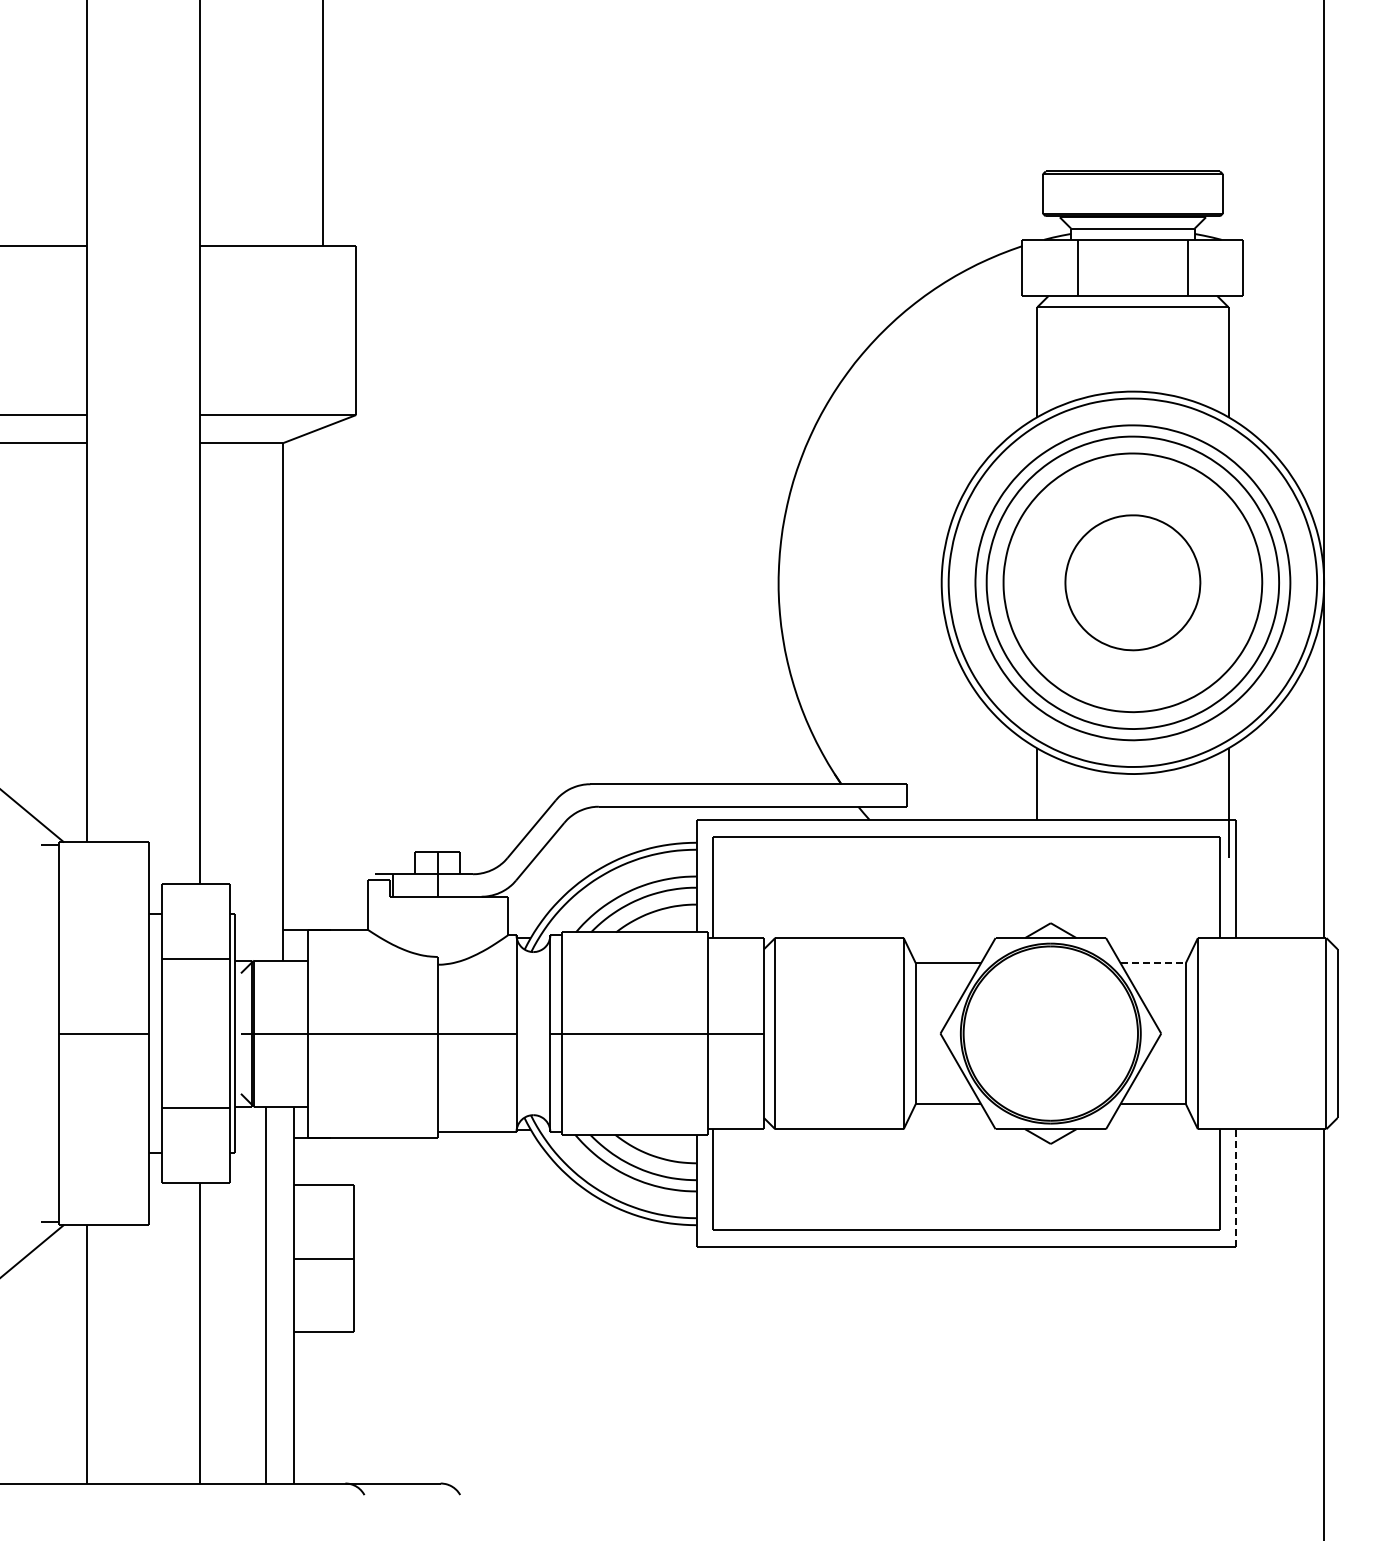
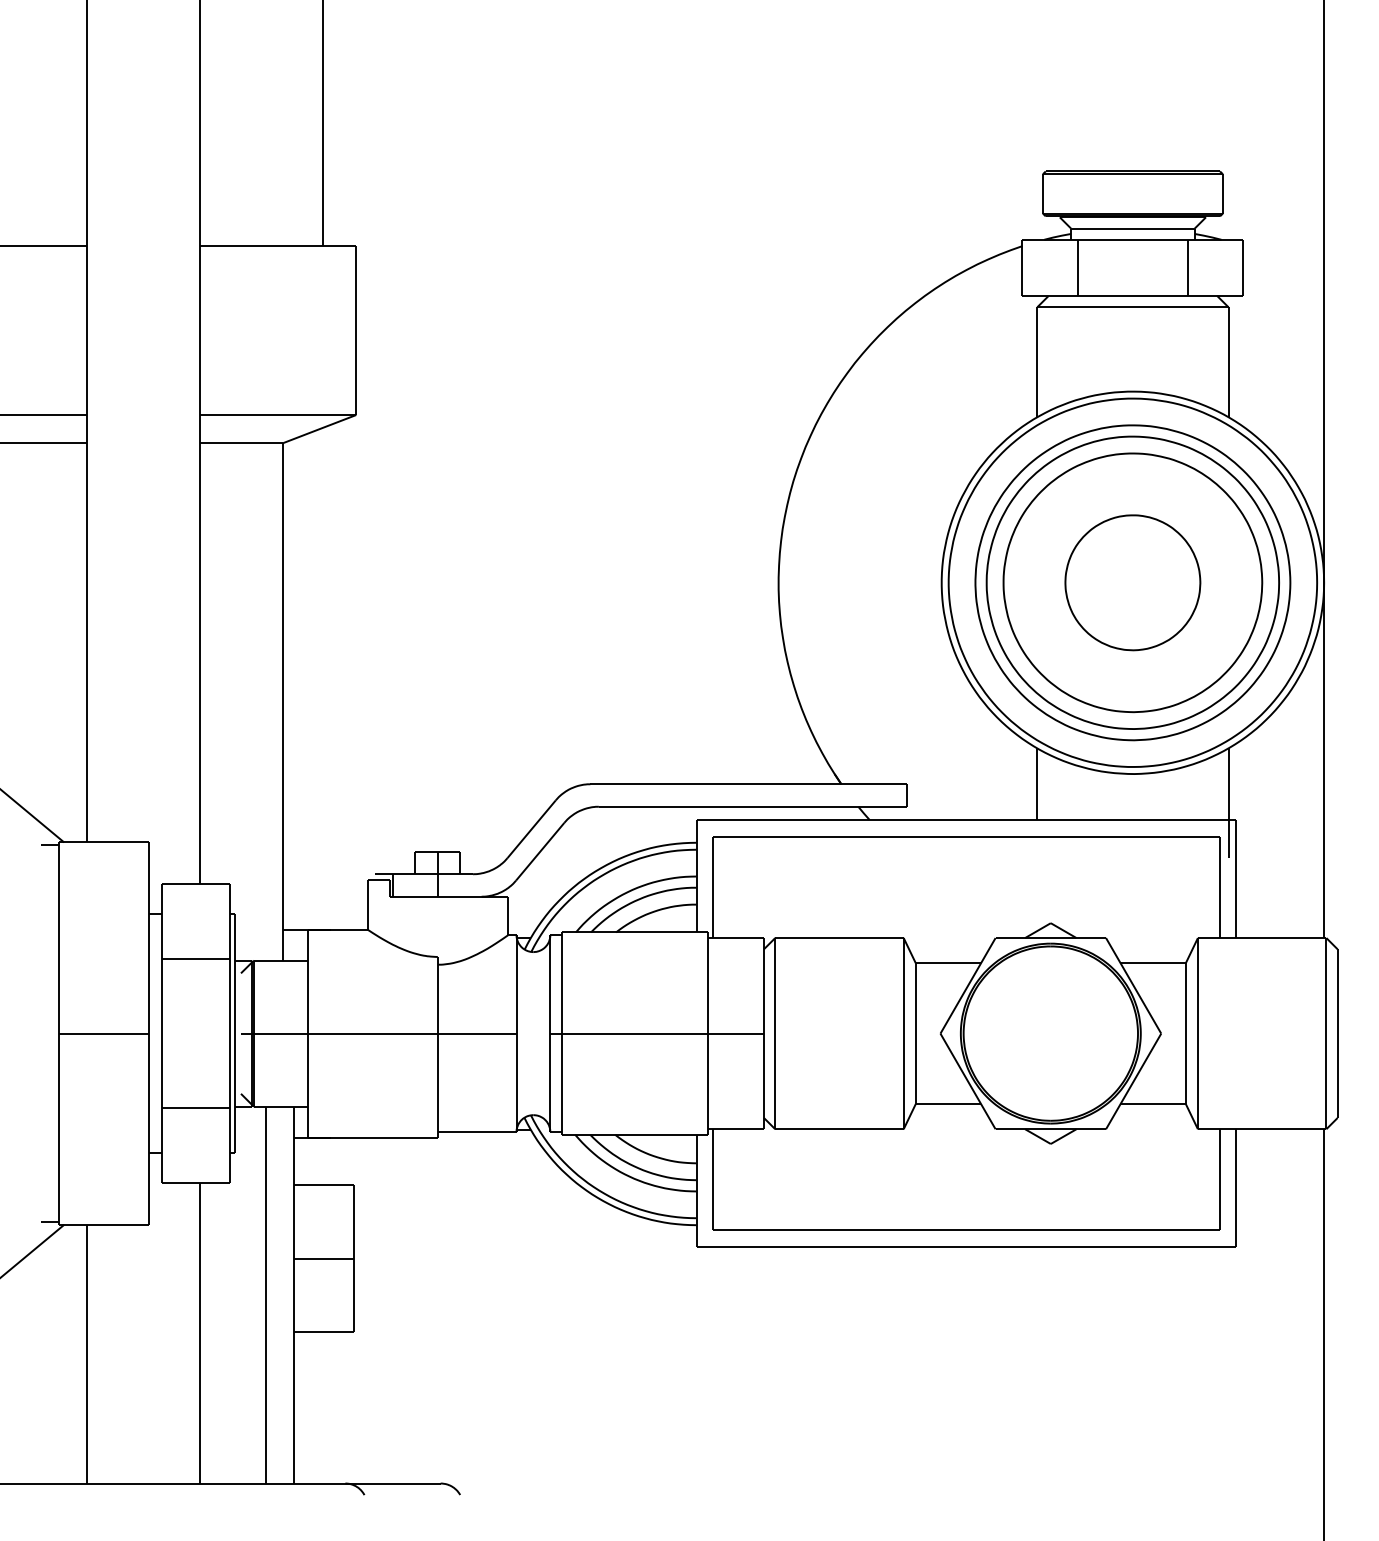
line: dashed -> solid (1153, 963)
line: dashed -> solid (1236, 1187)
